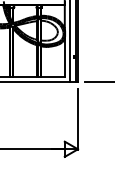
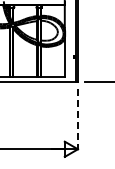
line: present -> none (69, 41)
line: solid -> dashed (78, 119)
